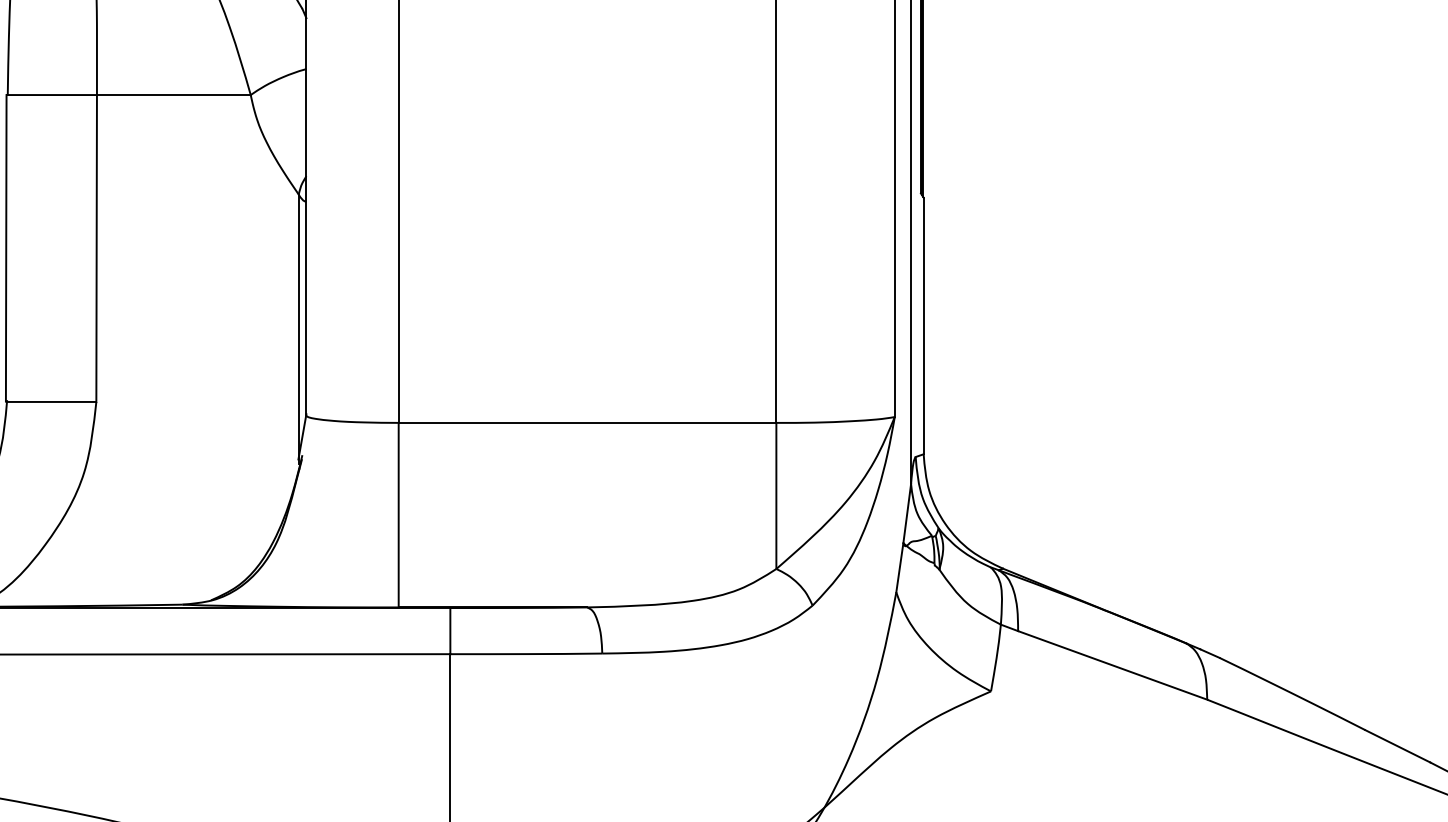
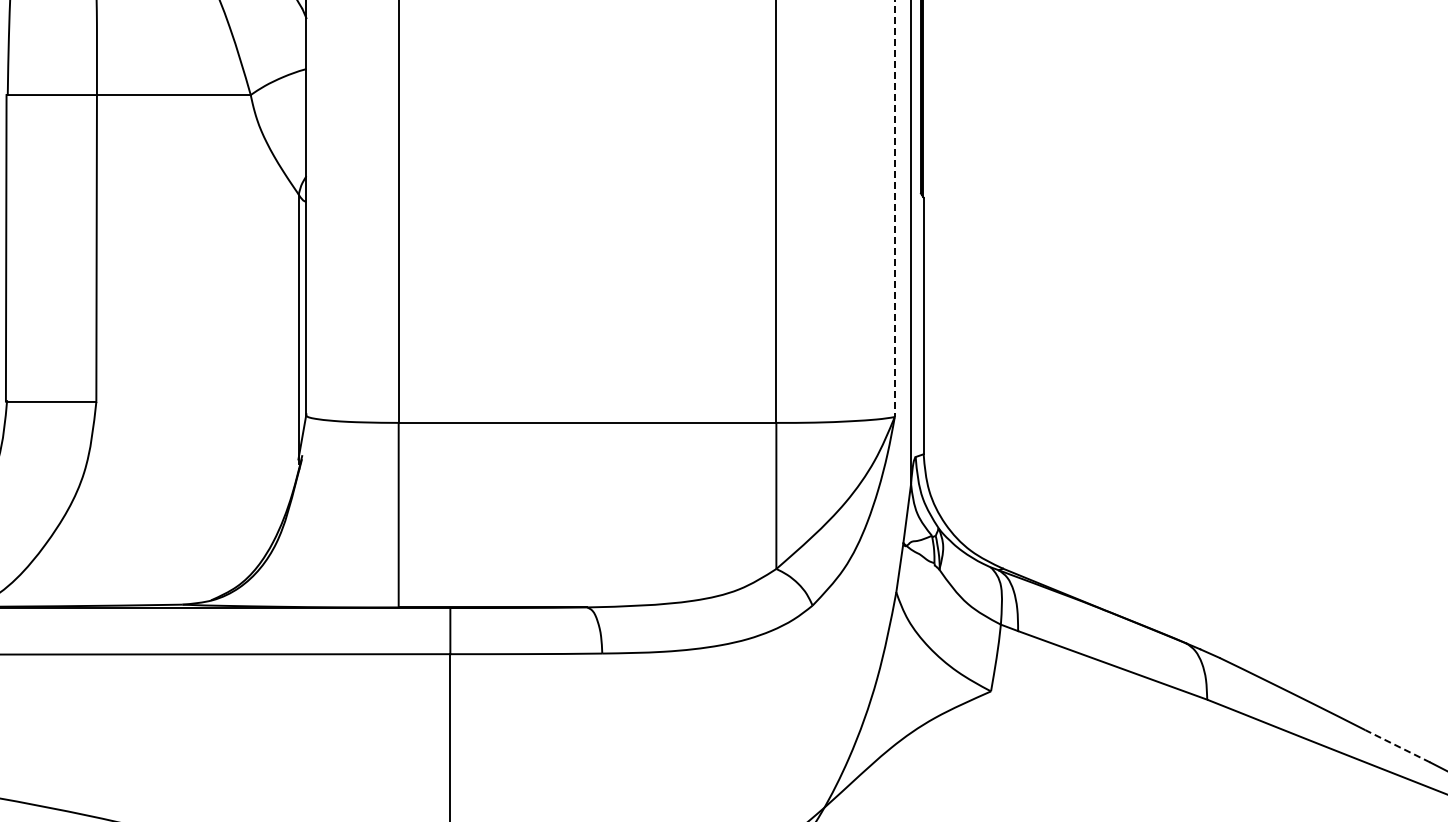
line: solid -> dashed (894, 209)
line: solid -> dashed (1397, 746)
